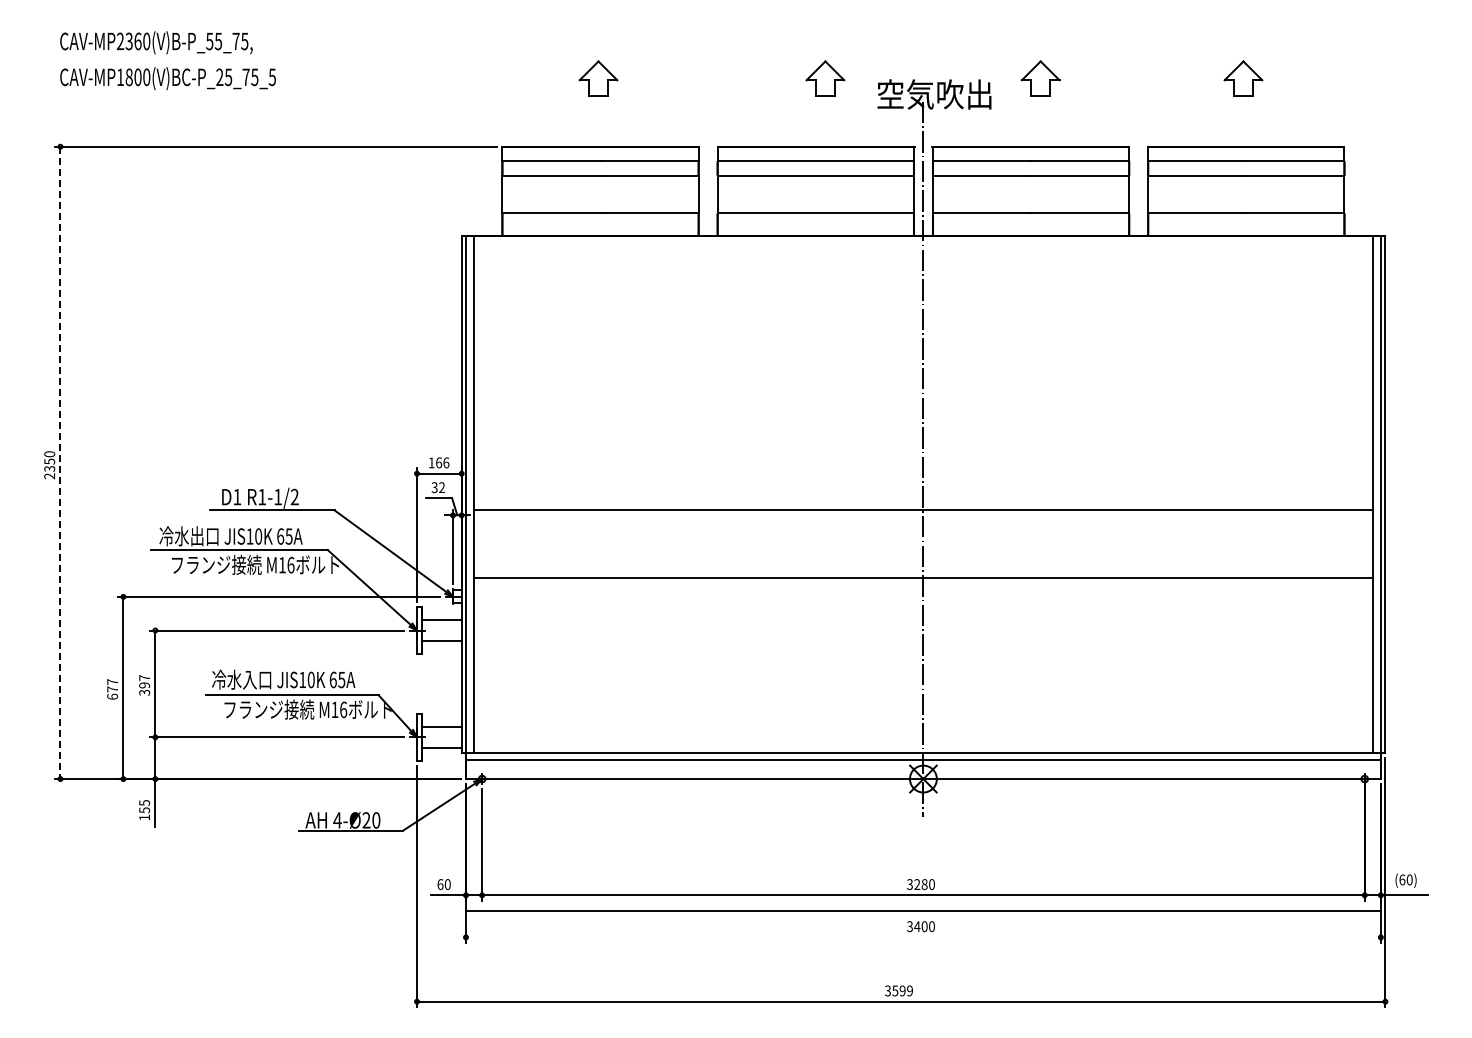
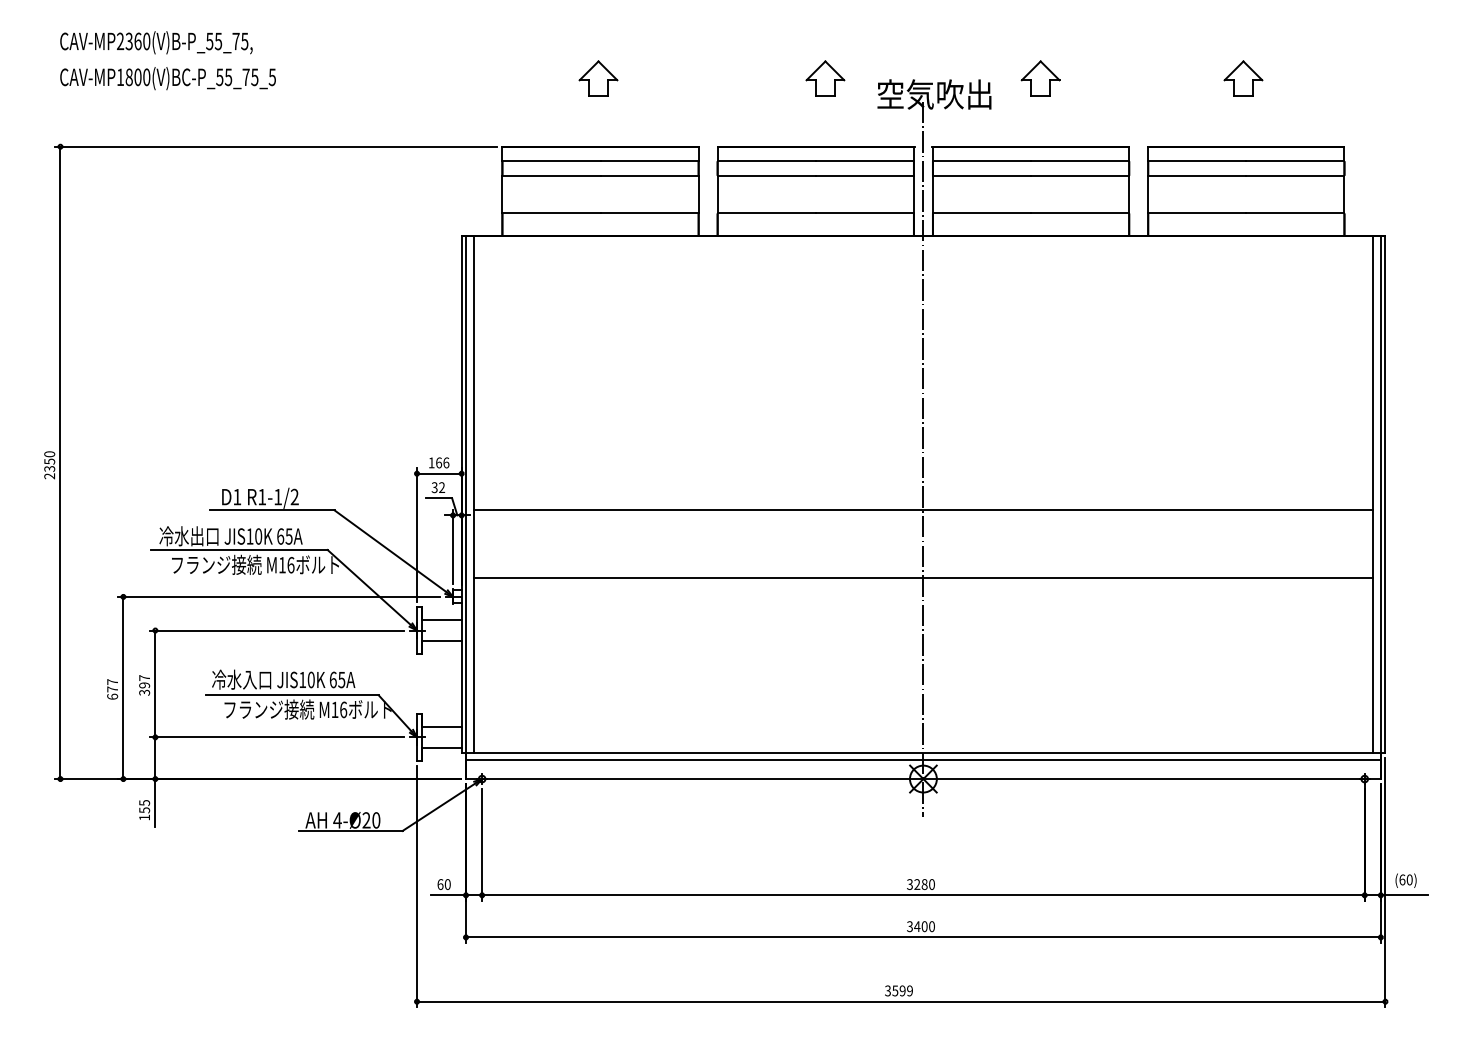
text: CAV-MP1800(V)BC-P_25_75_5 -> CAV-MP1800(V)BC-P_55_75_5 (219, 77)
line: dashed -> solid (60, 463)
line position: (922, 911) -> (922, 937) (922, 937)
